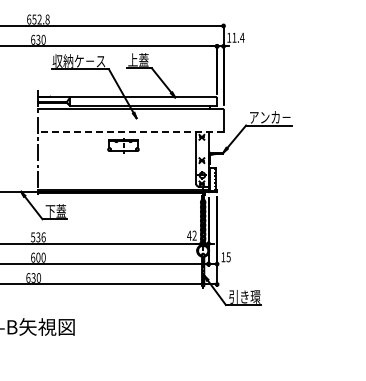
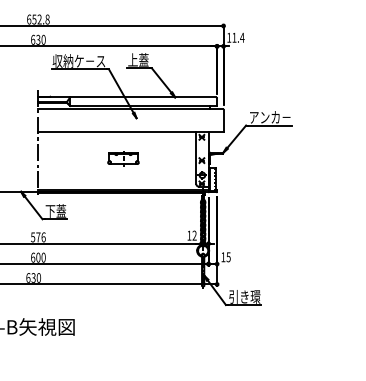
line: dashed -> solid (130, 131)
part position: (123, 145) -> (123, 158) (123, 158)
text: 42 -> 12 (189, 235)
text: 536 -> 576 (38, 237)
